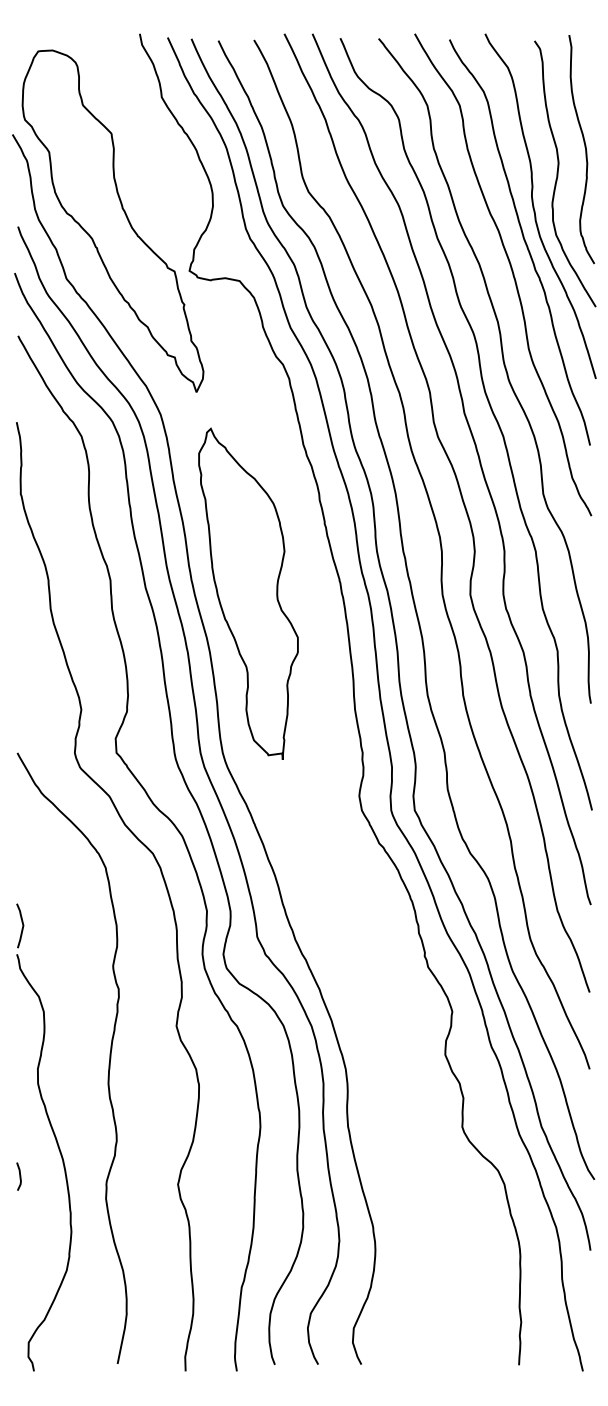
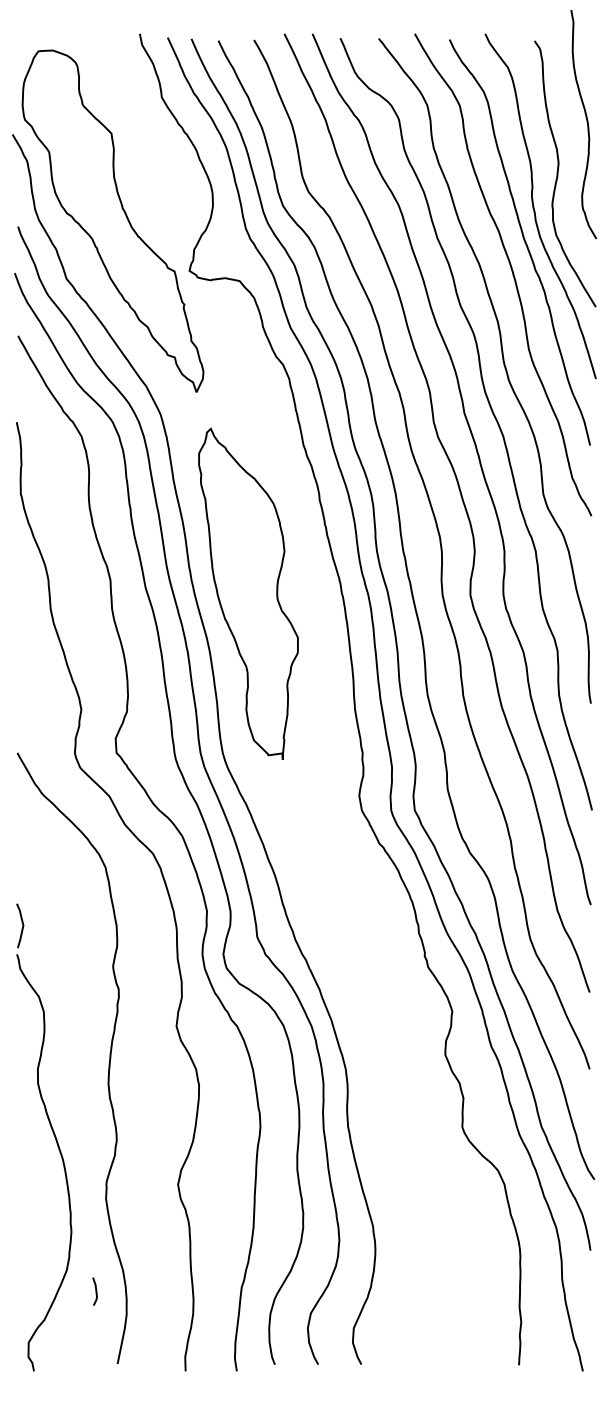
curve position: (584, 147) -> (586, 122) (586, 122)
line position: (19, 1176) -> (95, 1291) (95, 1291)
